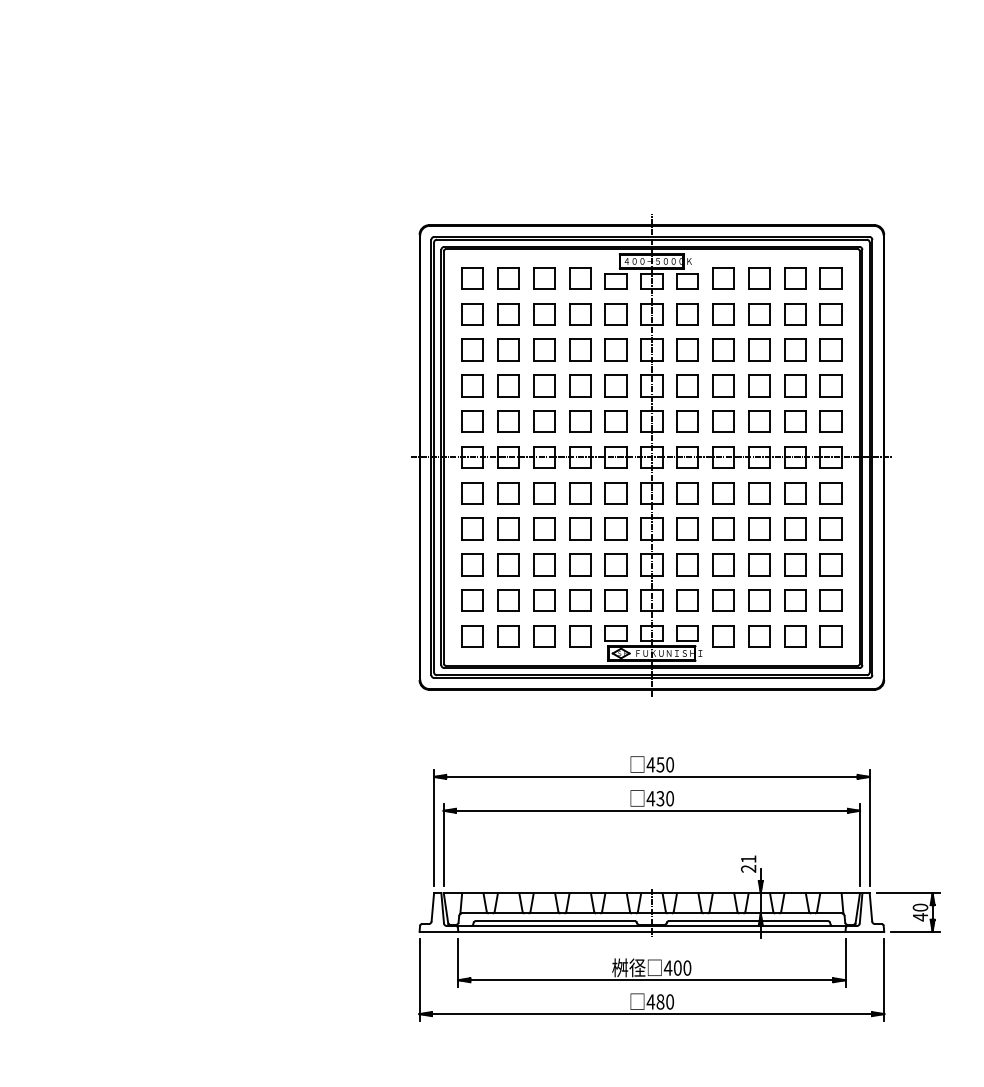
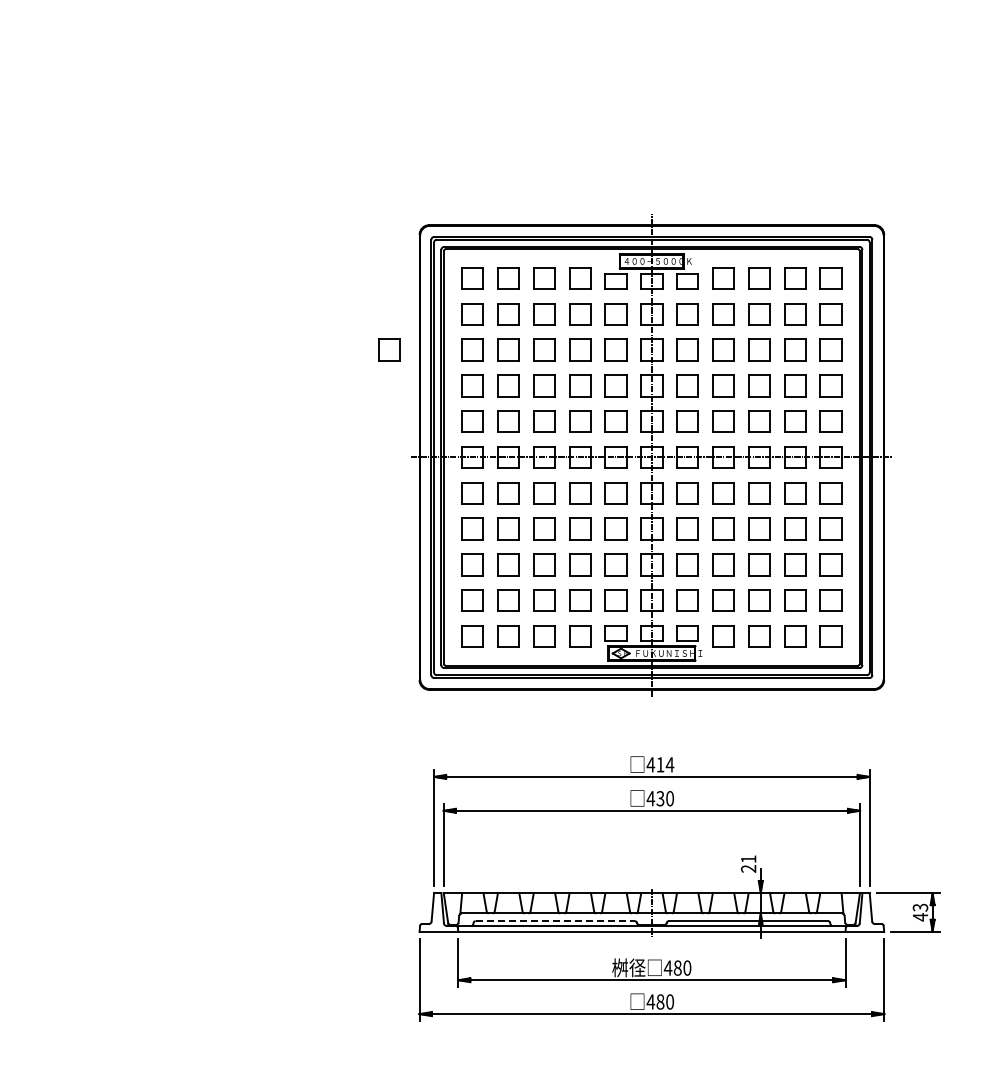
part: none -> present (389, 349)
text: 450 -> 414 (665, 764)
text: 40 -> 43 (920, 907)
line: solid -> dashed (555, 921)
text: 400 -> 480 (677, 967)
